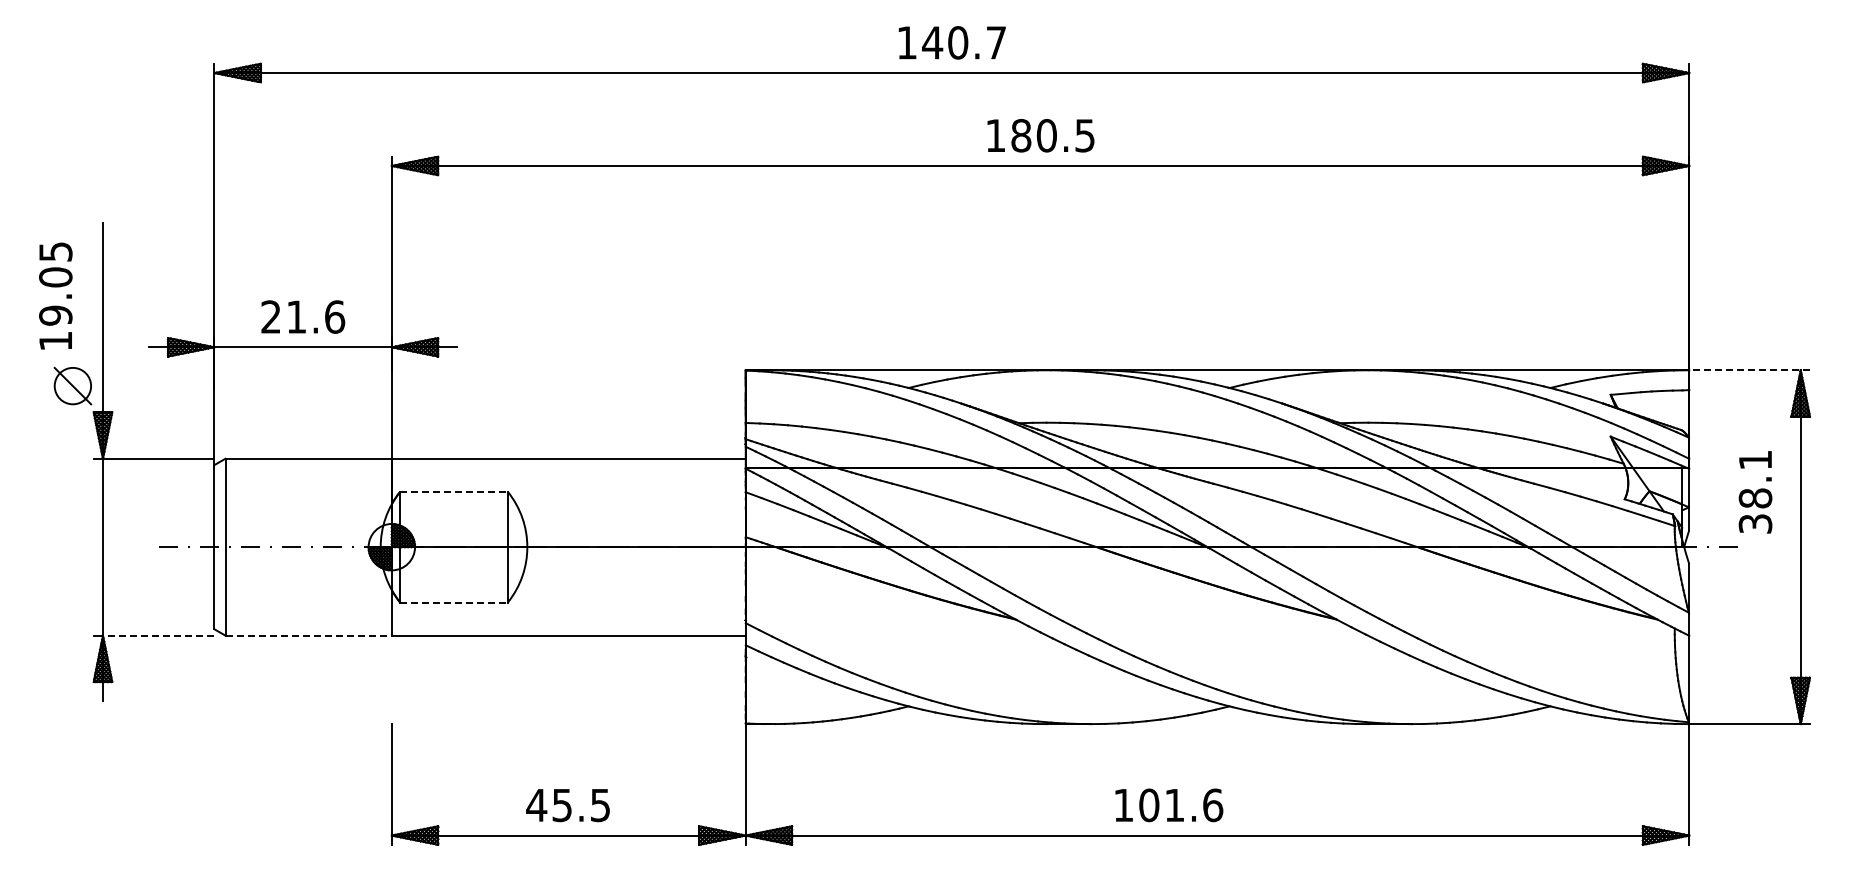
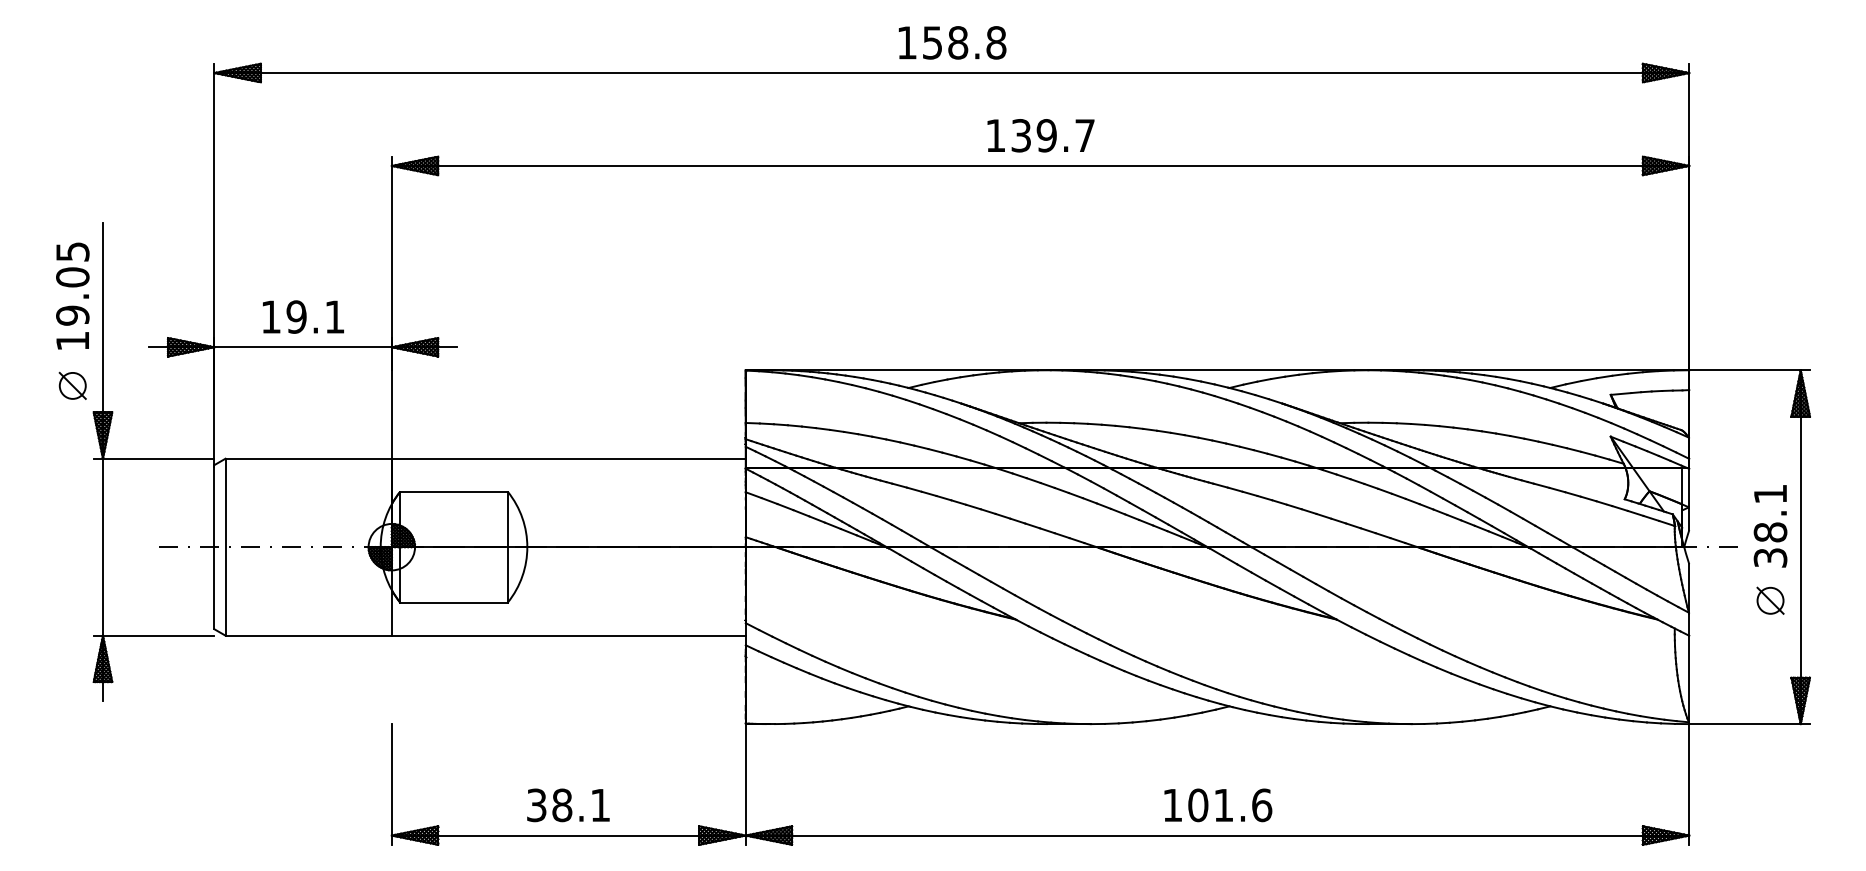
text: 140.7 -> 158.8 (964, 42)
text: 180.5 -> 139.7 (1052, 135)
text position: (55, 295) -> (72, 295) (72, 295)
text: 21.6 -> 19.1 (303, 316)
line: dashed -> solid (1749, 370)
part size: 40x40 px -> 29x29 px (72, 385)
line: dashed -> solid (454, 491)
text position: (1755, 492) -> (1770, 526) (1770, 526)
part: none -> present (1770, 600)
line: dashed -> solid (454, 602)
line: dashed -> solid (158, 635)
line: dashed -> solid (309, 635)
text: 45.5 -> 38.1 (567, 805)
text position: (1169, 805) -> (1218, 805) (1218, 805)
